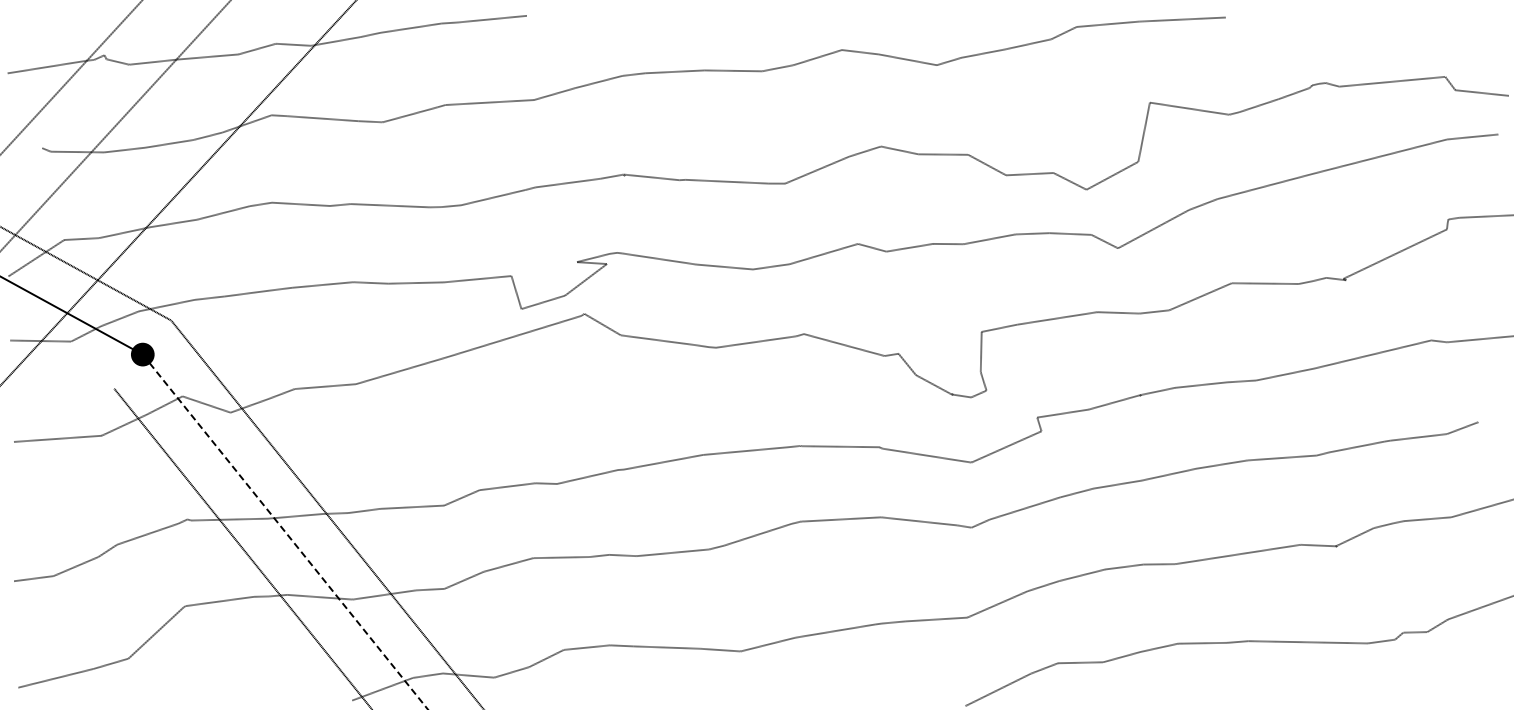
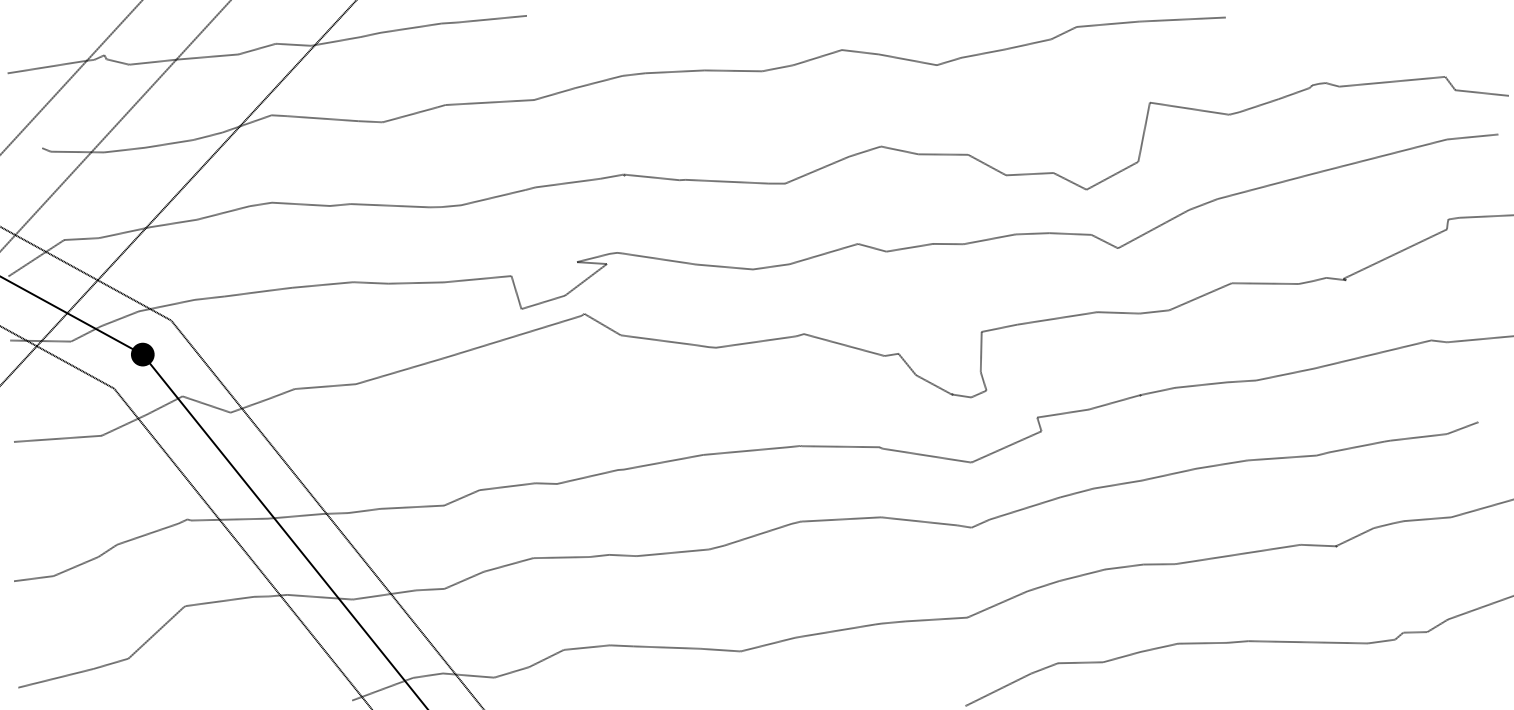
line: none -> present (58, 357)
line: dashed -> solid (285, 532)
